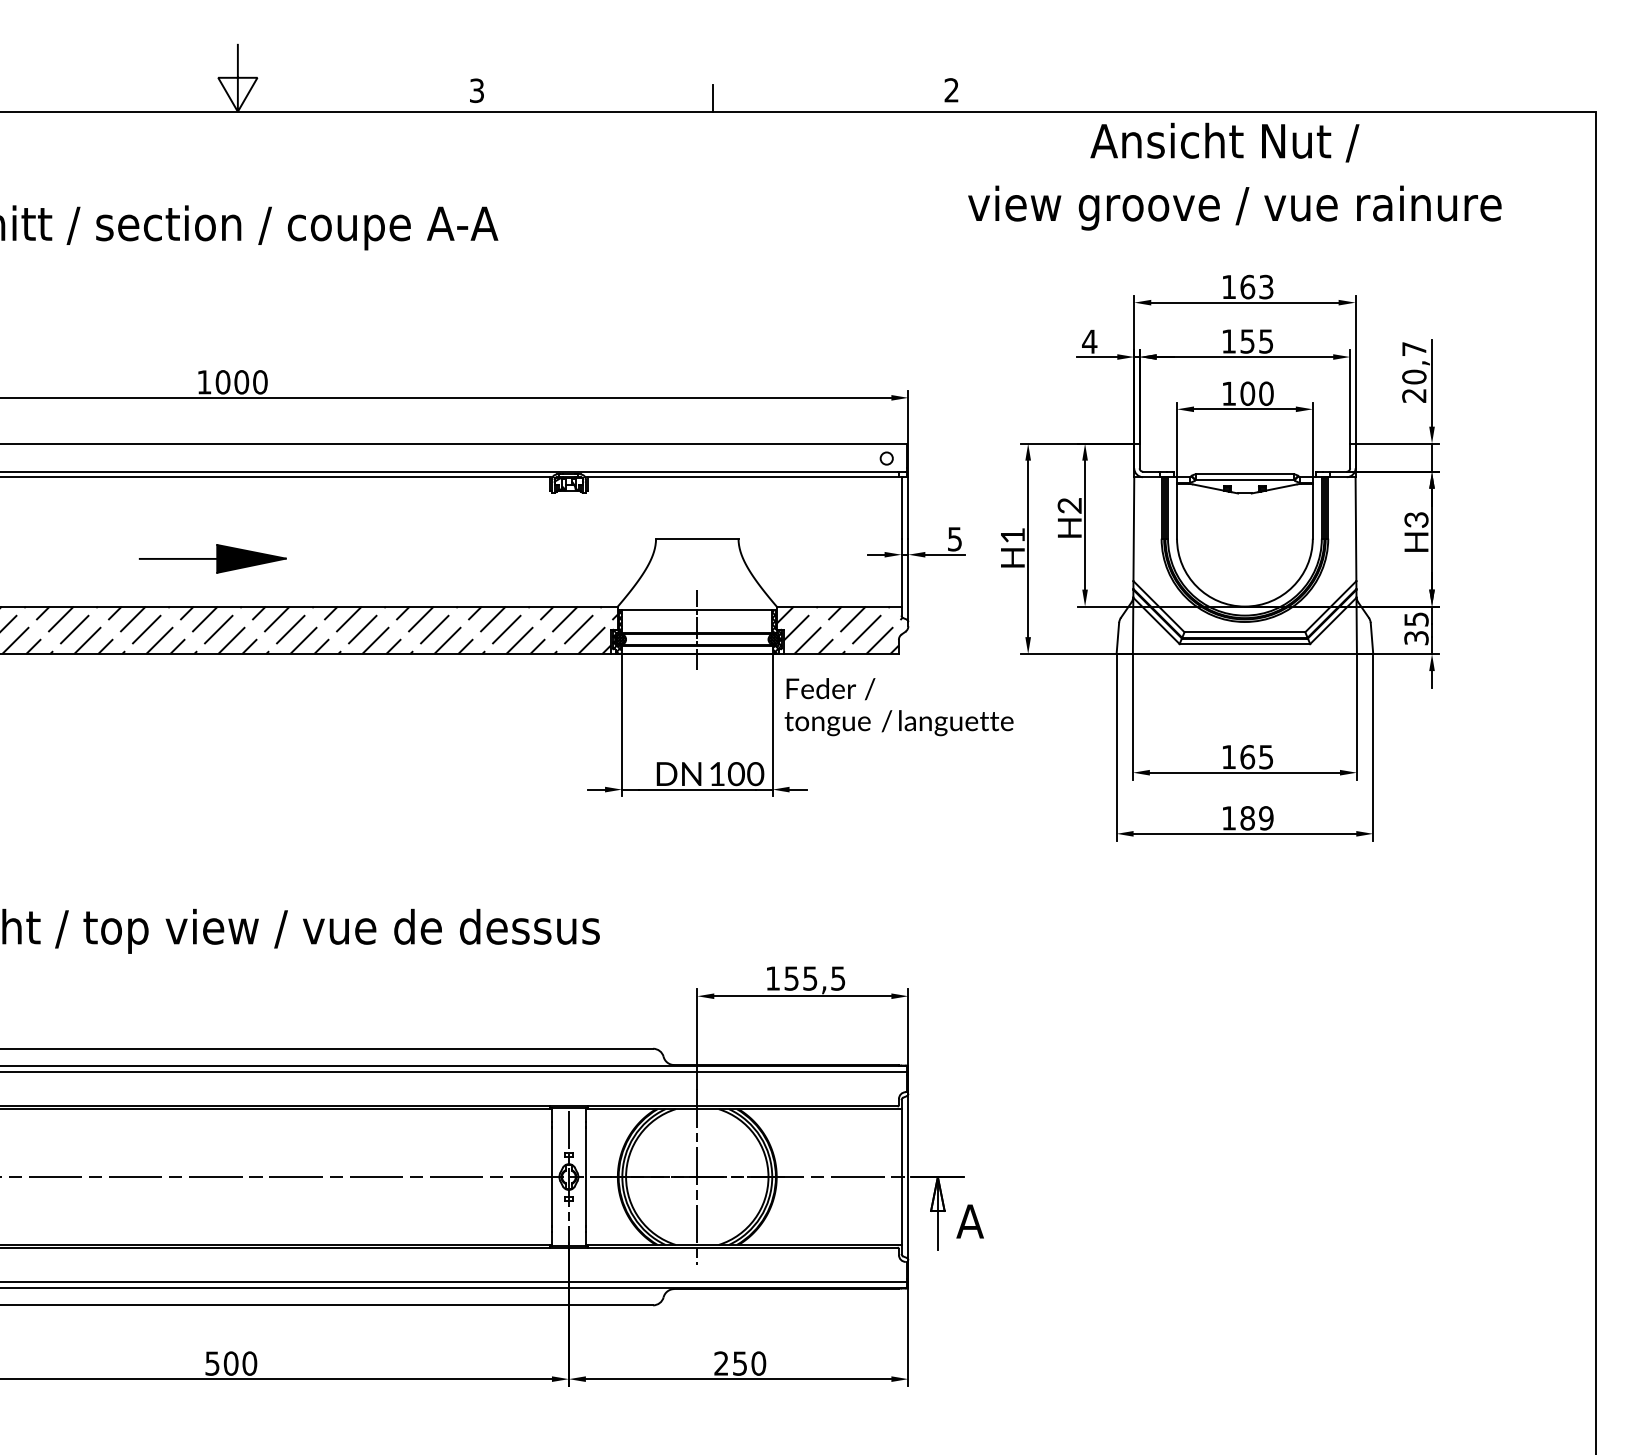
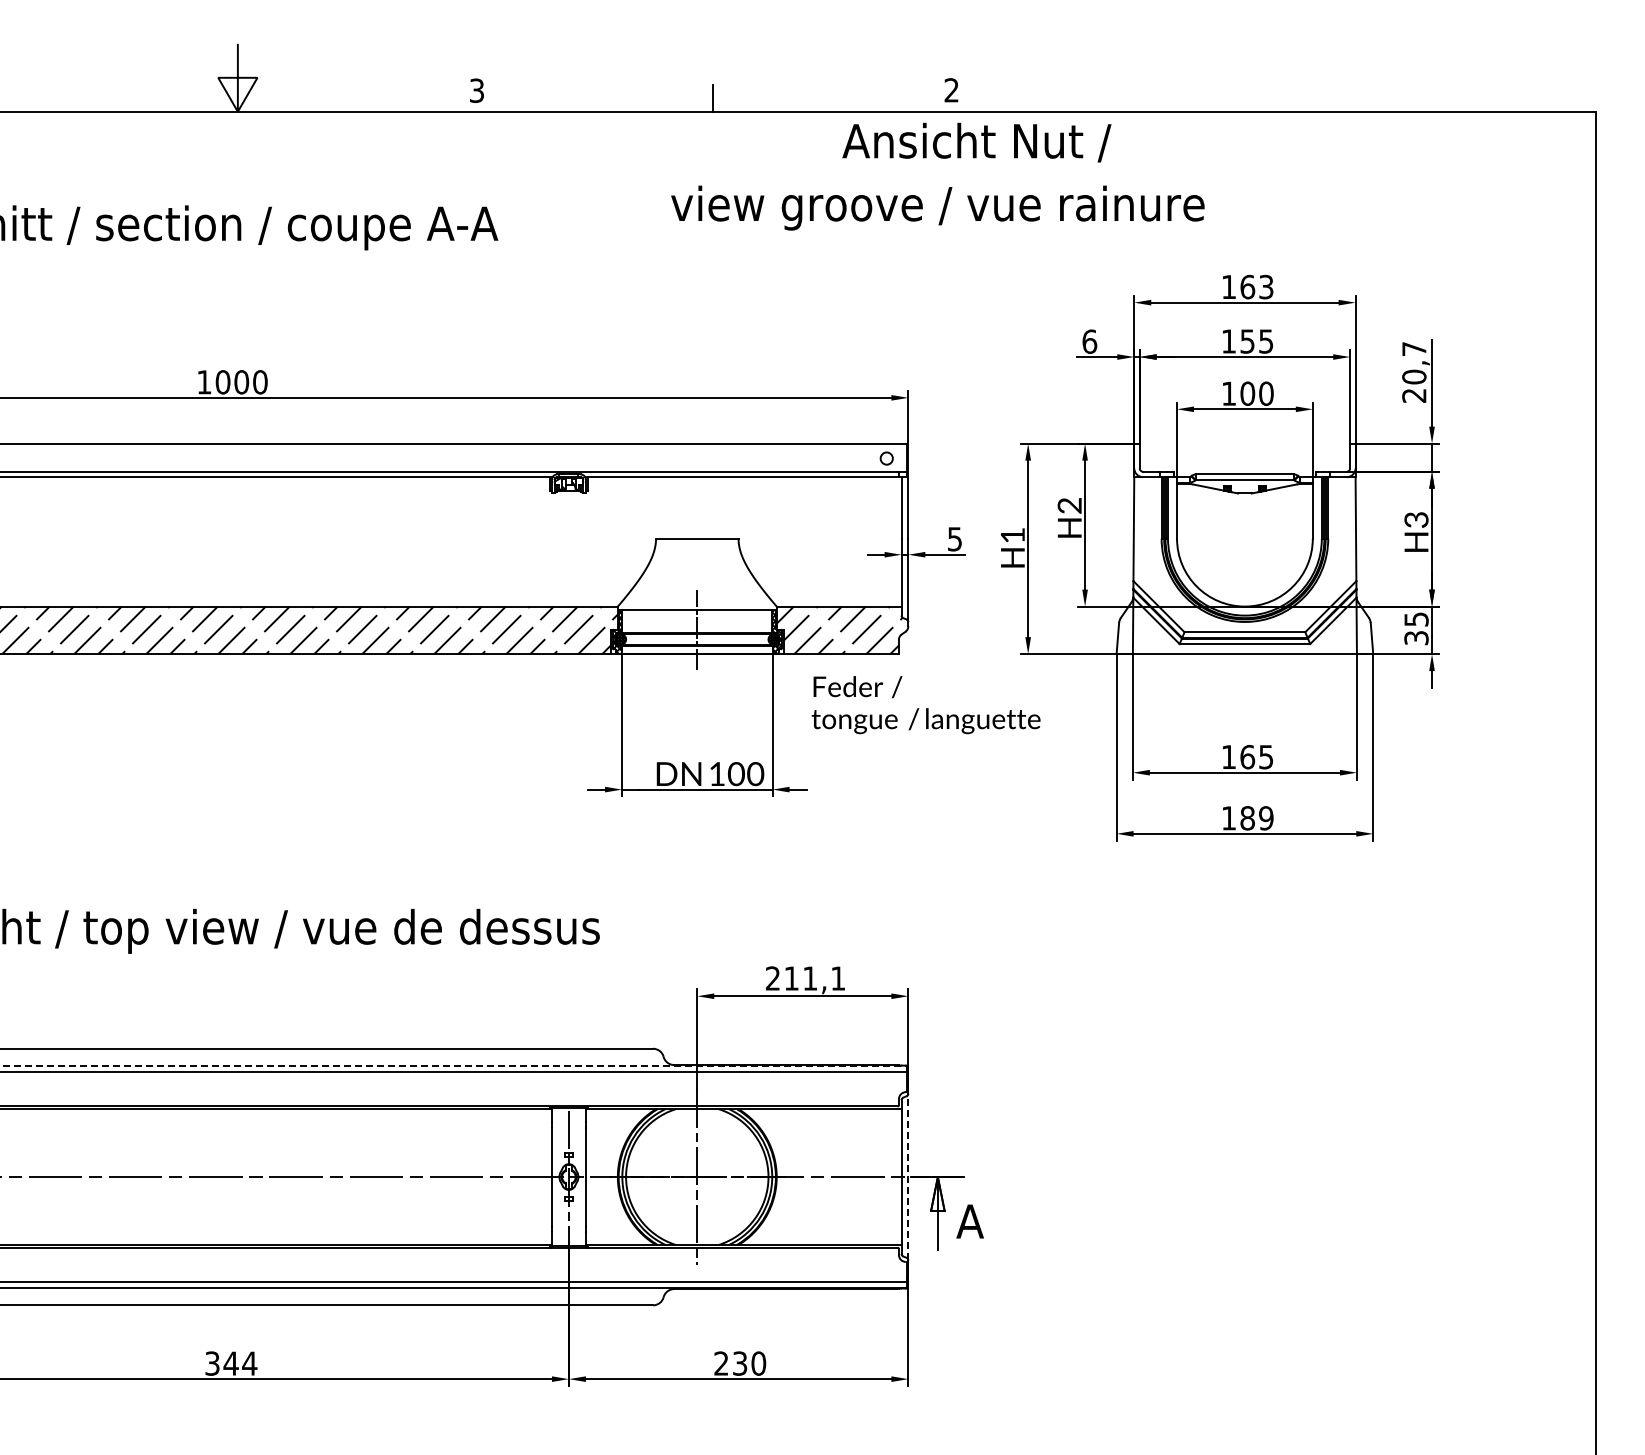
text position: (1224, 142) -> (976, 142) (976, 142)
text position: (1234, 207) -> (937, 207) (937, 207)
text: 4 -> 6 (1089, 341)
part: present -> none (212, 558)
text position: (898, 707) -> (925, 705) (925, 705)
text: 155,5 -> 211,1 (805, 978)
line: solid -> dashed (454, 1066)
line: solid -> dashed (908, 1176)
text: 500 -> 344 (231, 1363)
text: 250 -> 230 (740, 1363)
